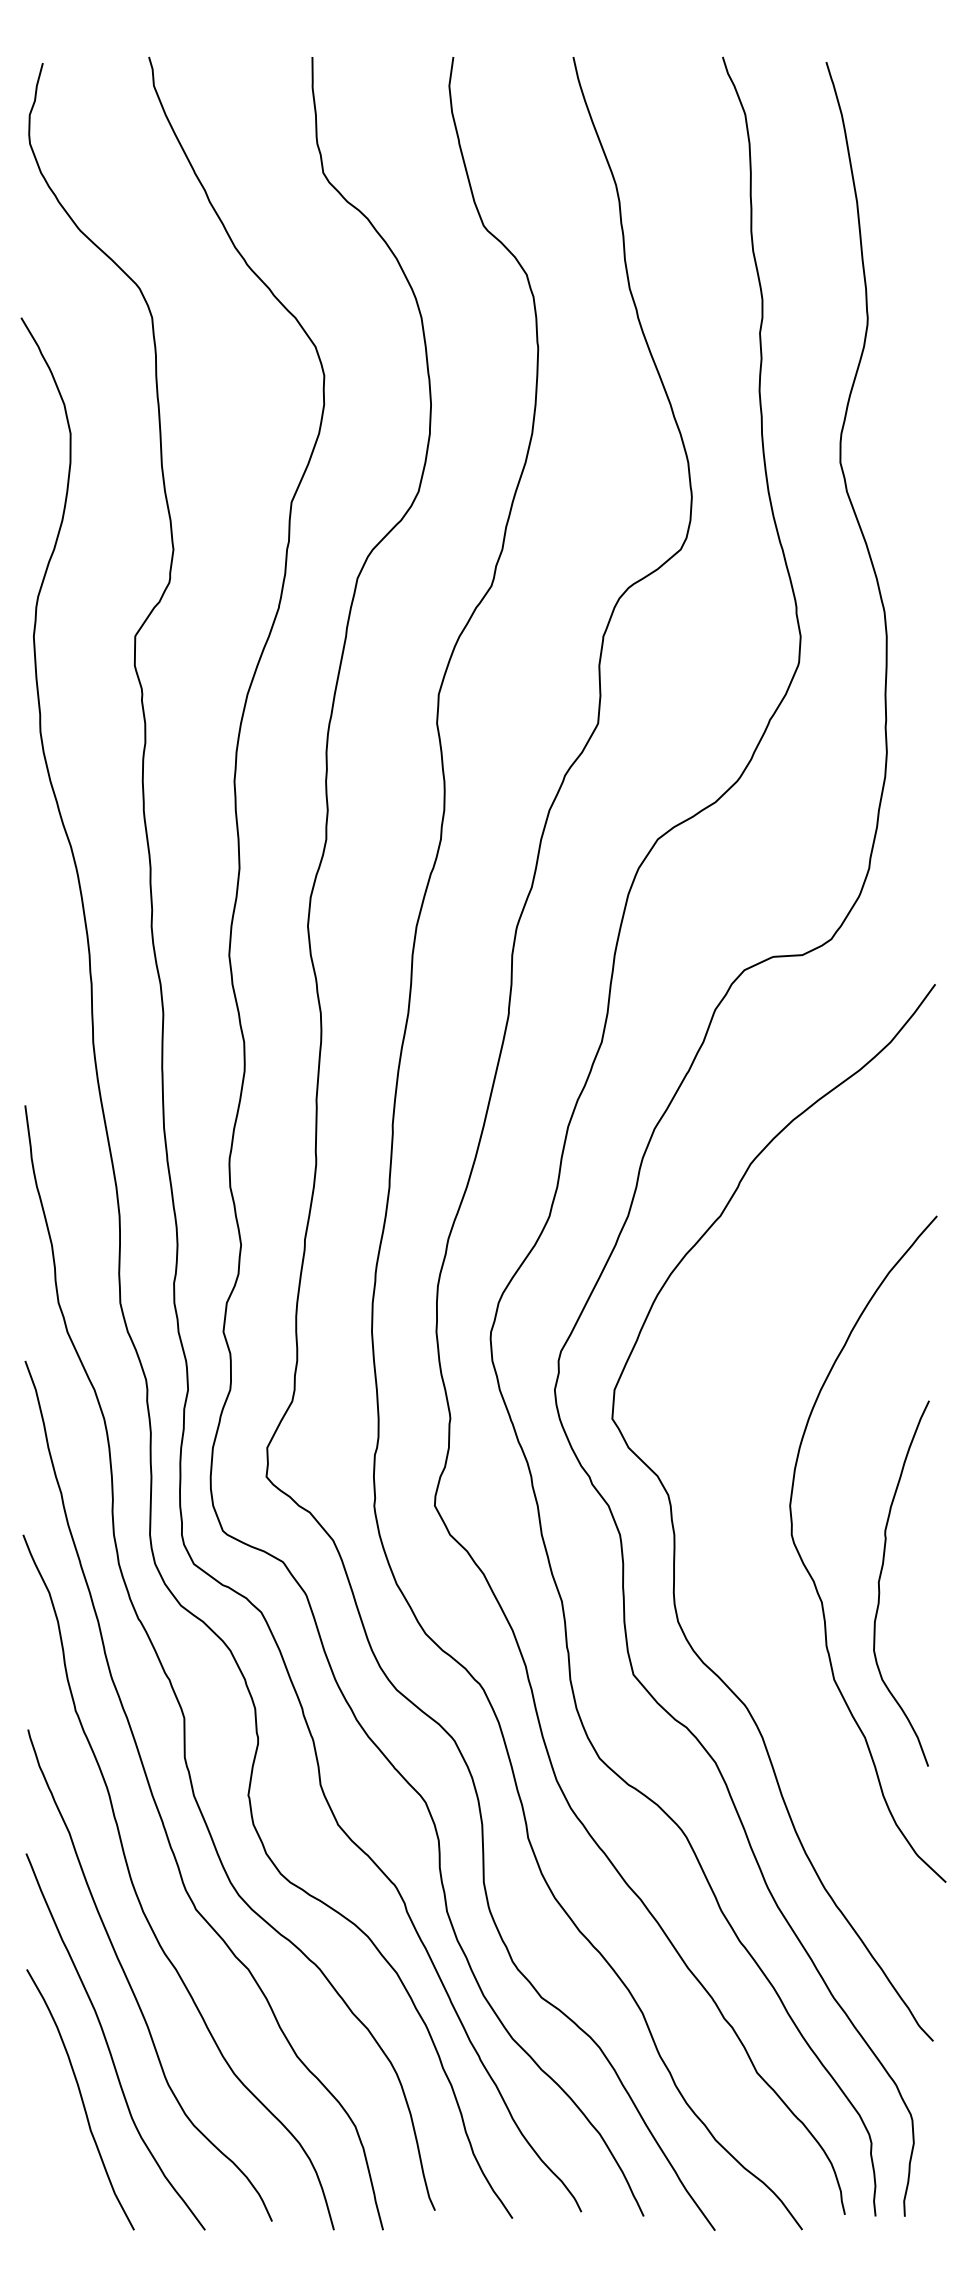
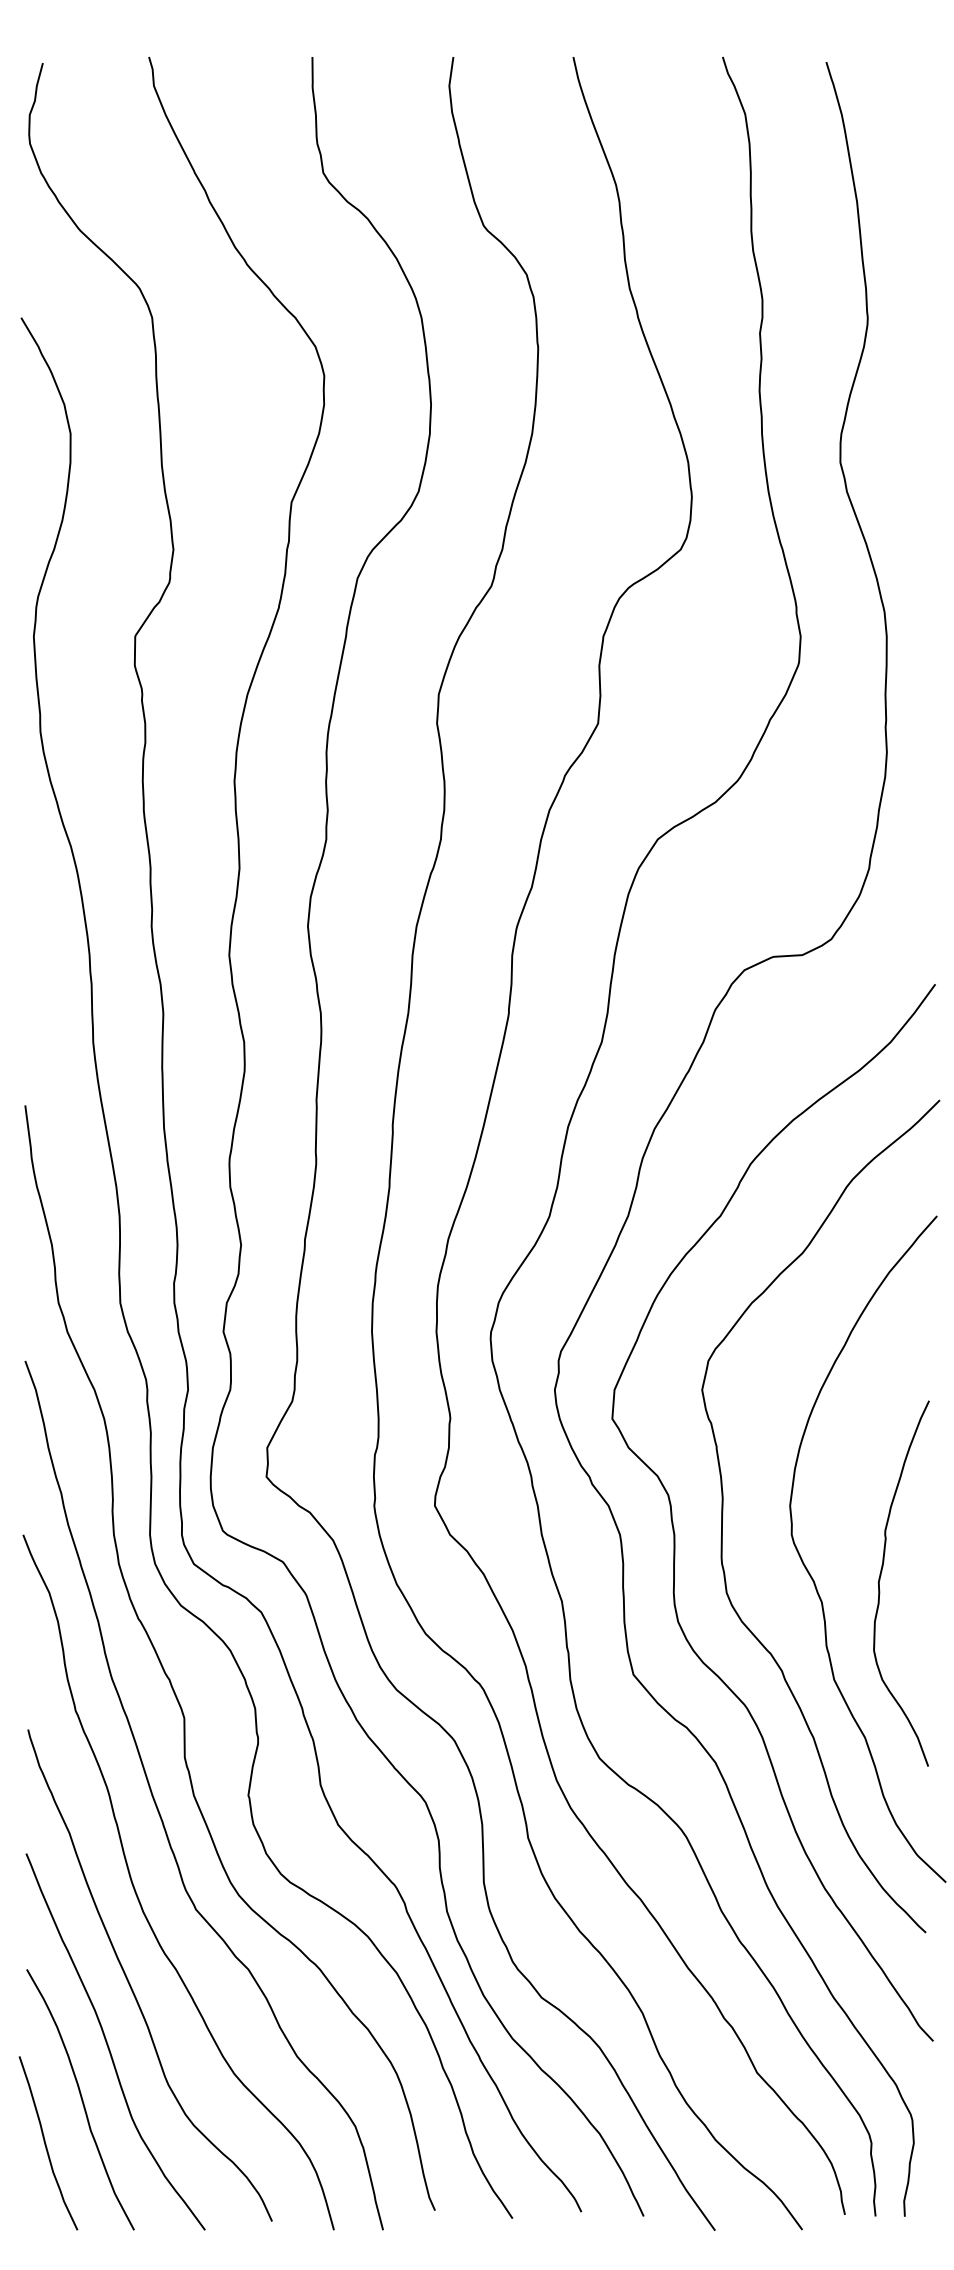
curve: none -> present (723, 1514)
curve: none -> present (46, 2143)
